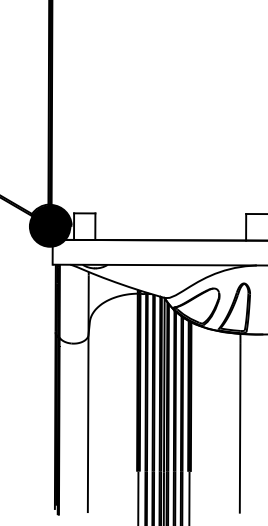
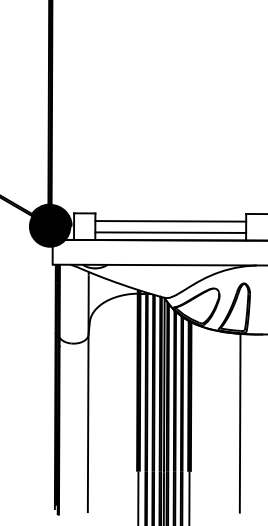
line: none -> present (170, 221)
line: none -> present (170, 232)
